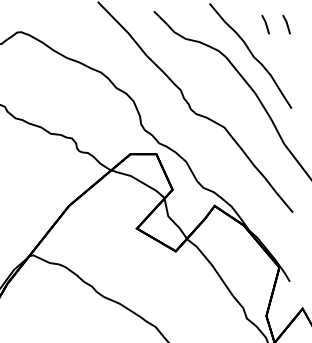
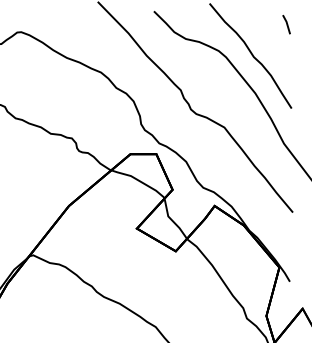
line: present -> none (265, 24)
